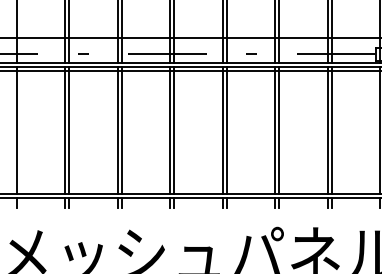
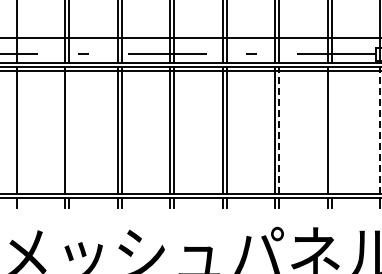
line: present -> none (69, 130)
line: solid -> dashed (279, 130)
line: present -> none (331, 130)
line: solid -> dashed (380, 130)
